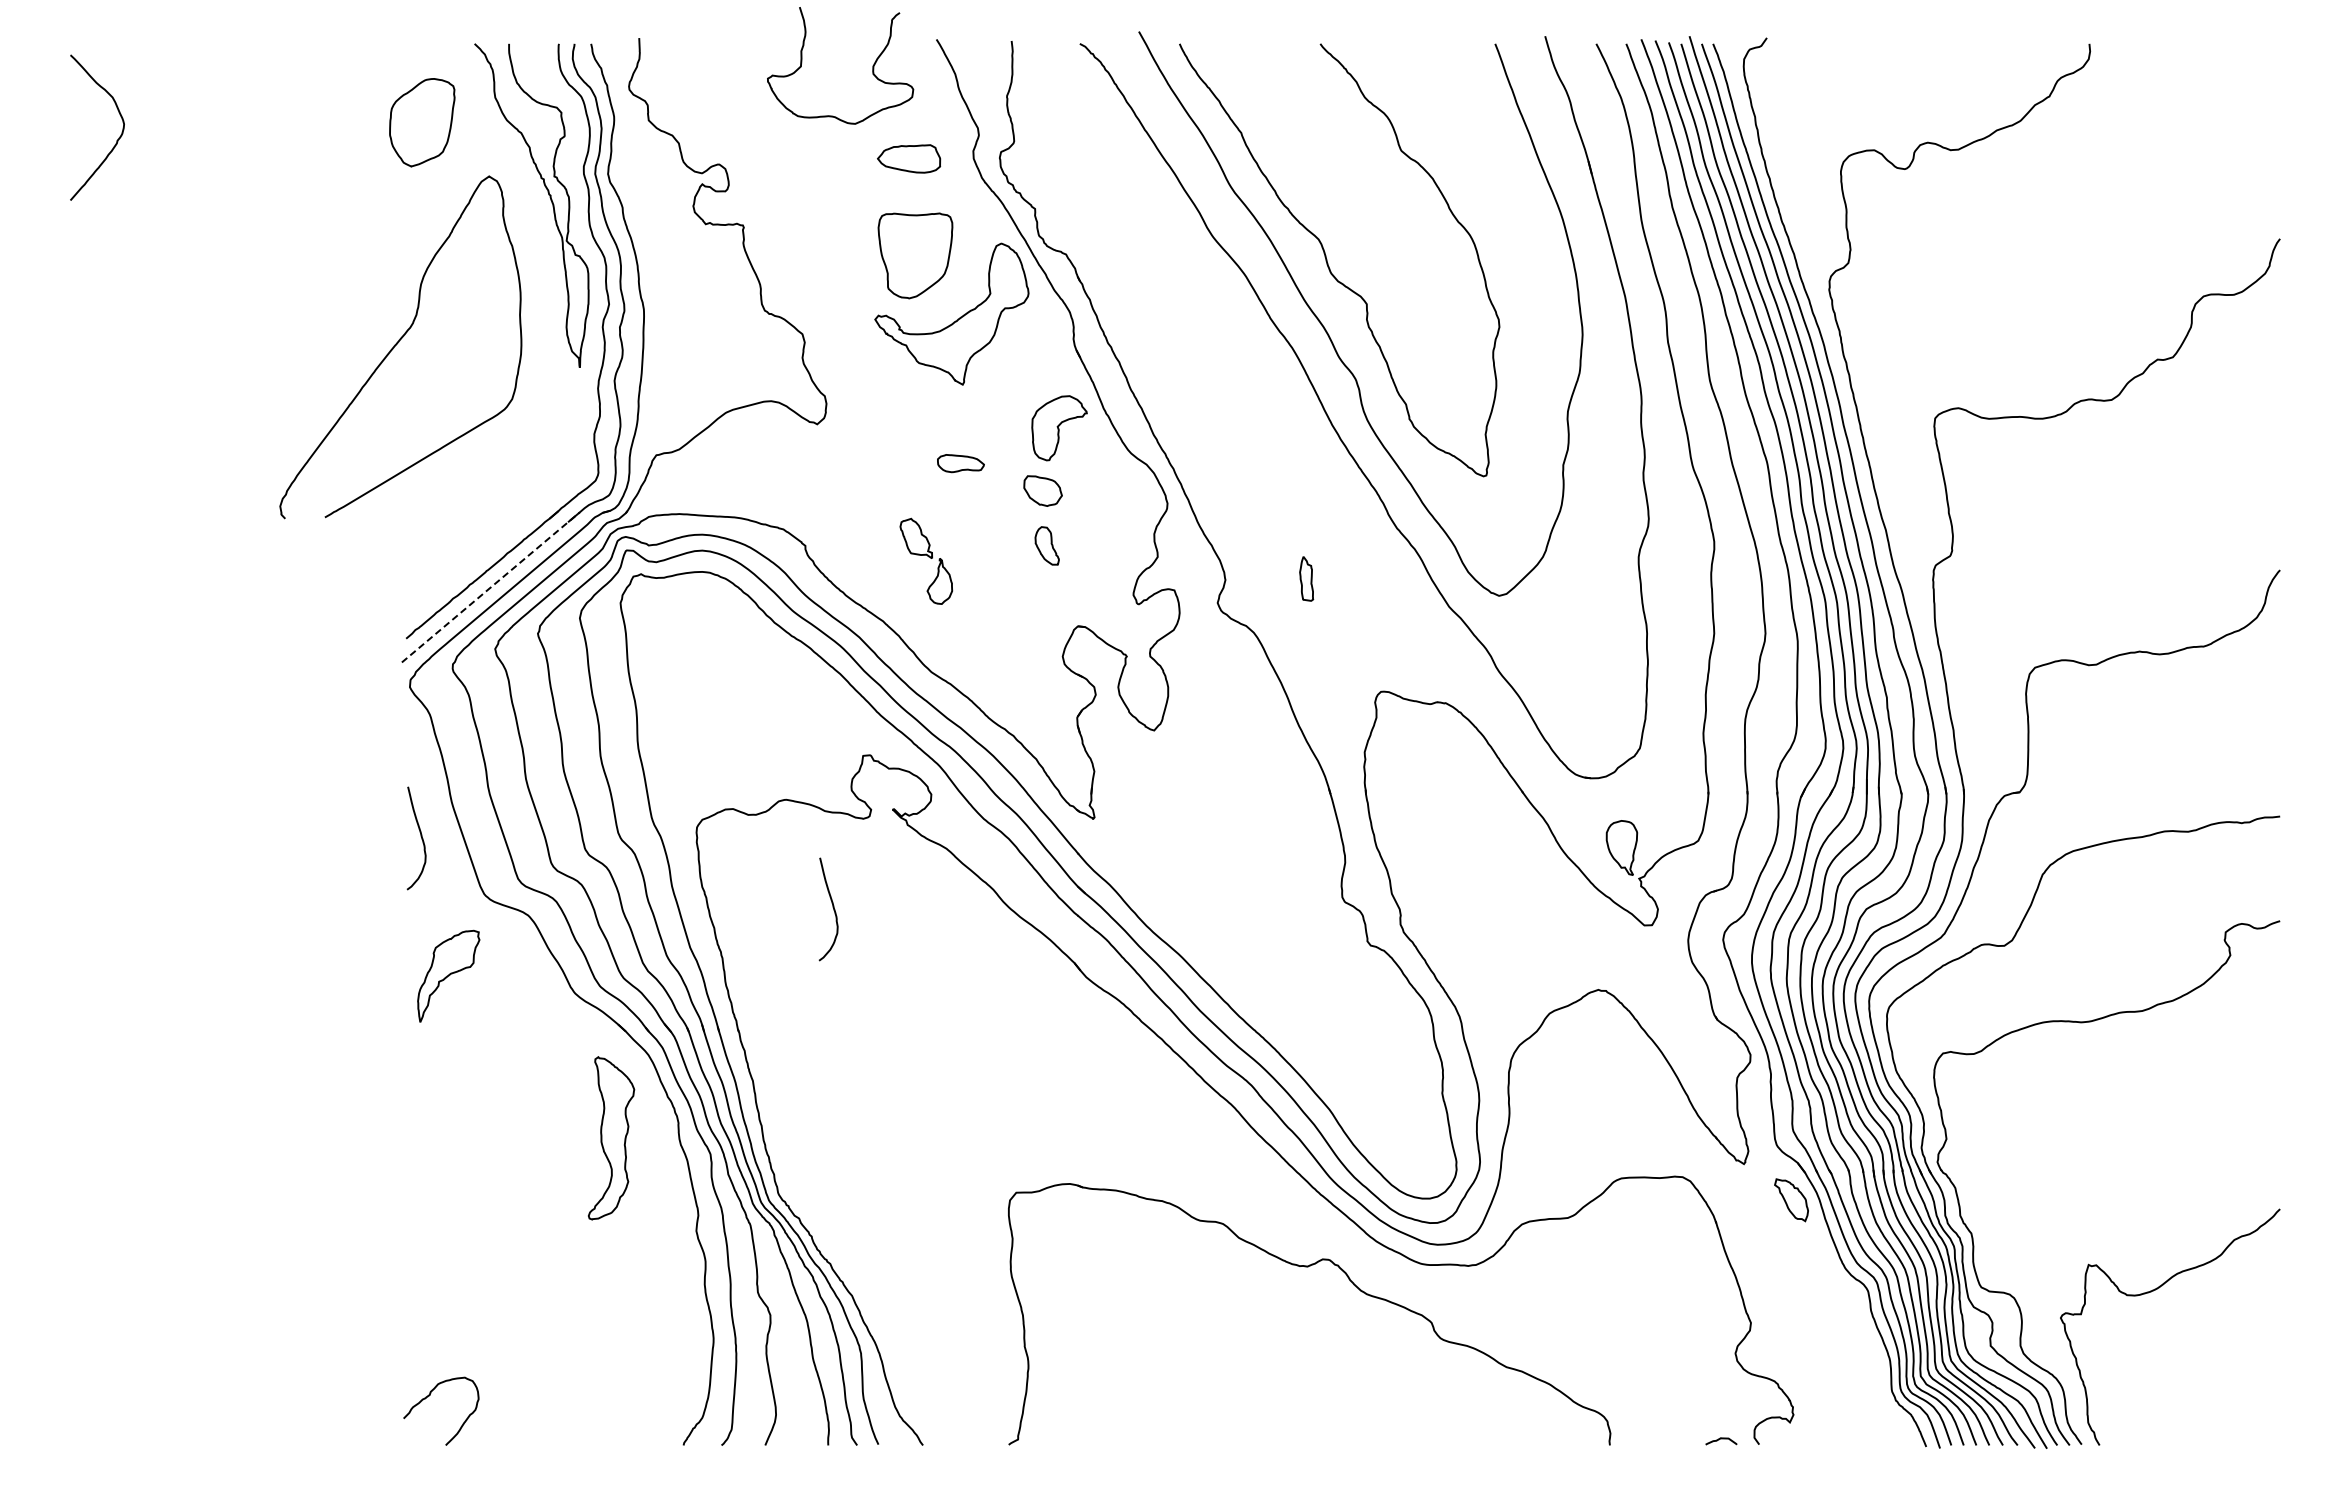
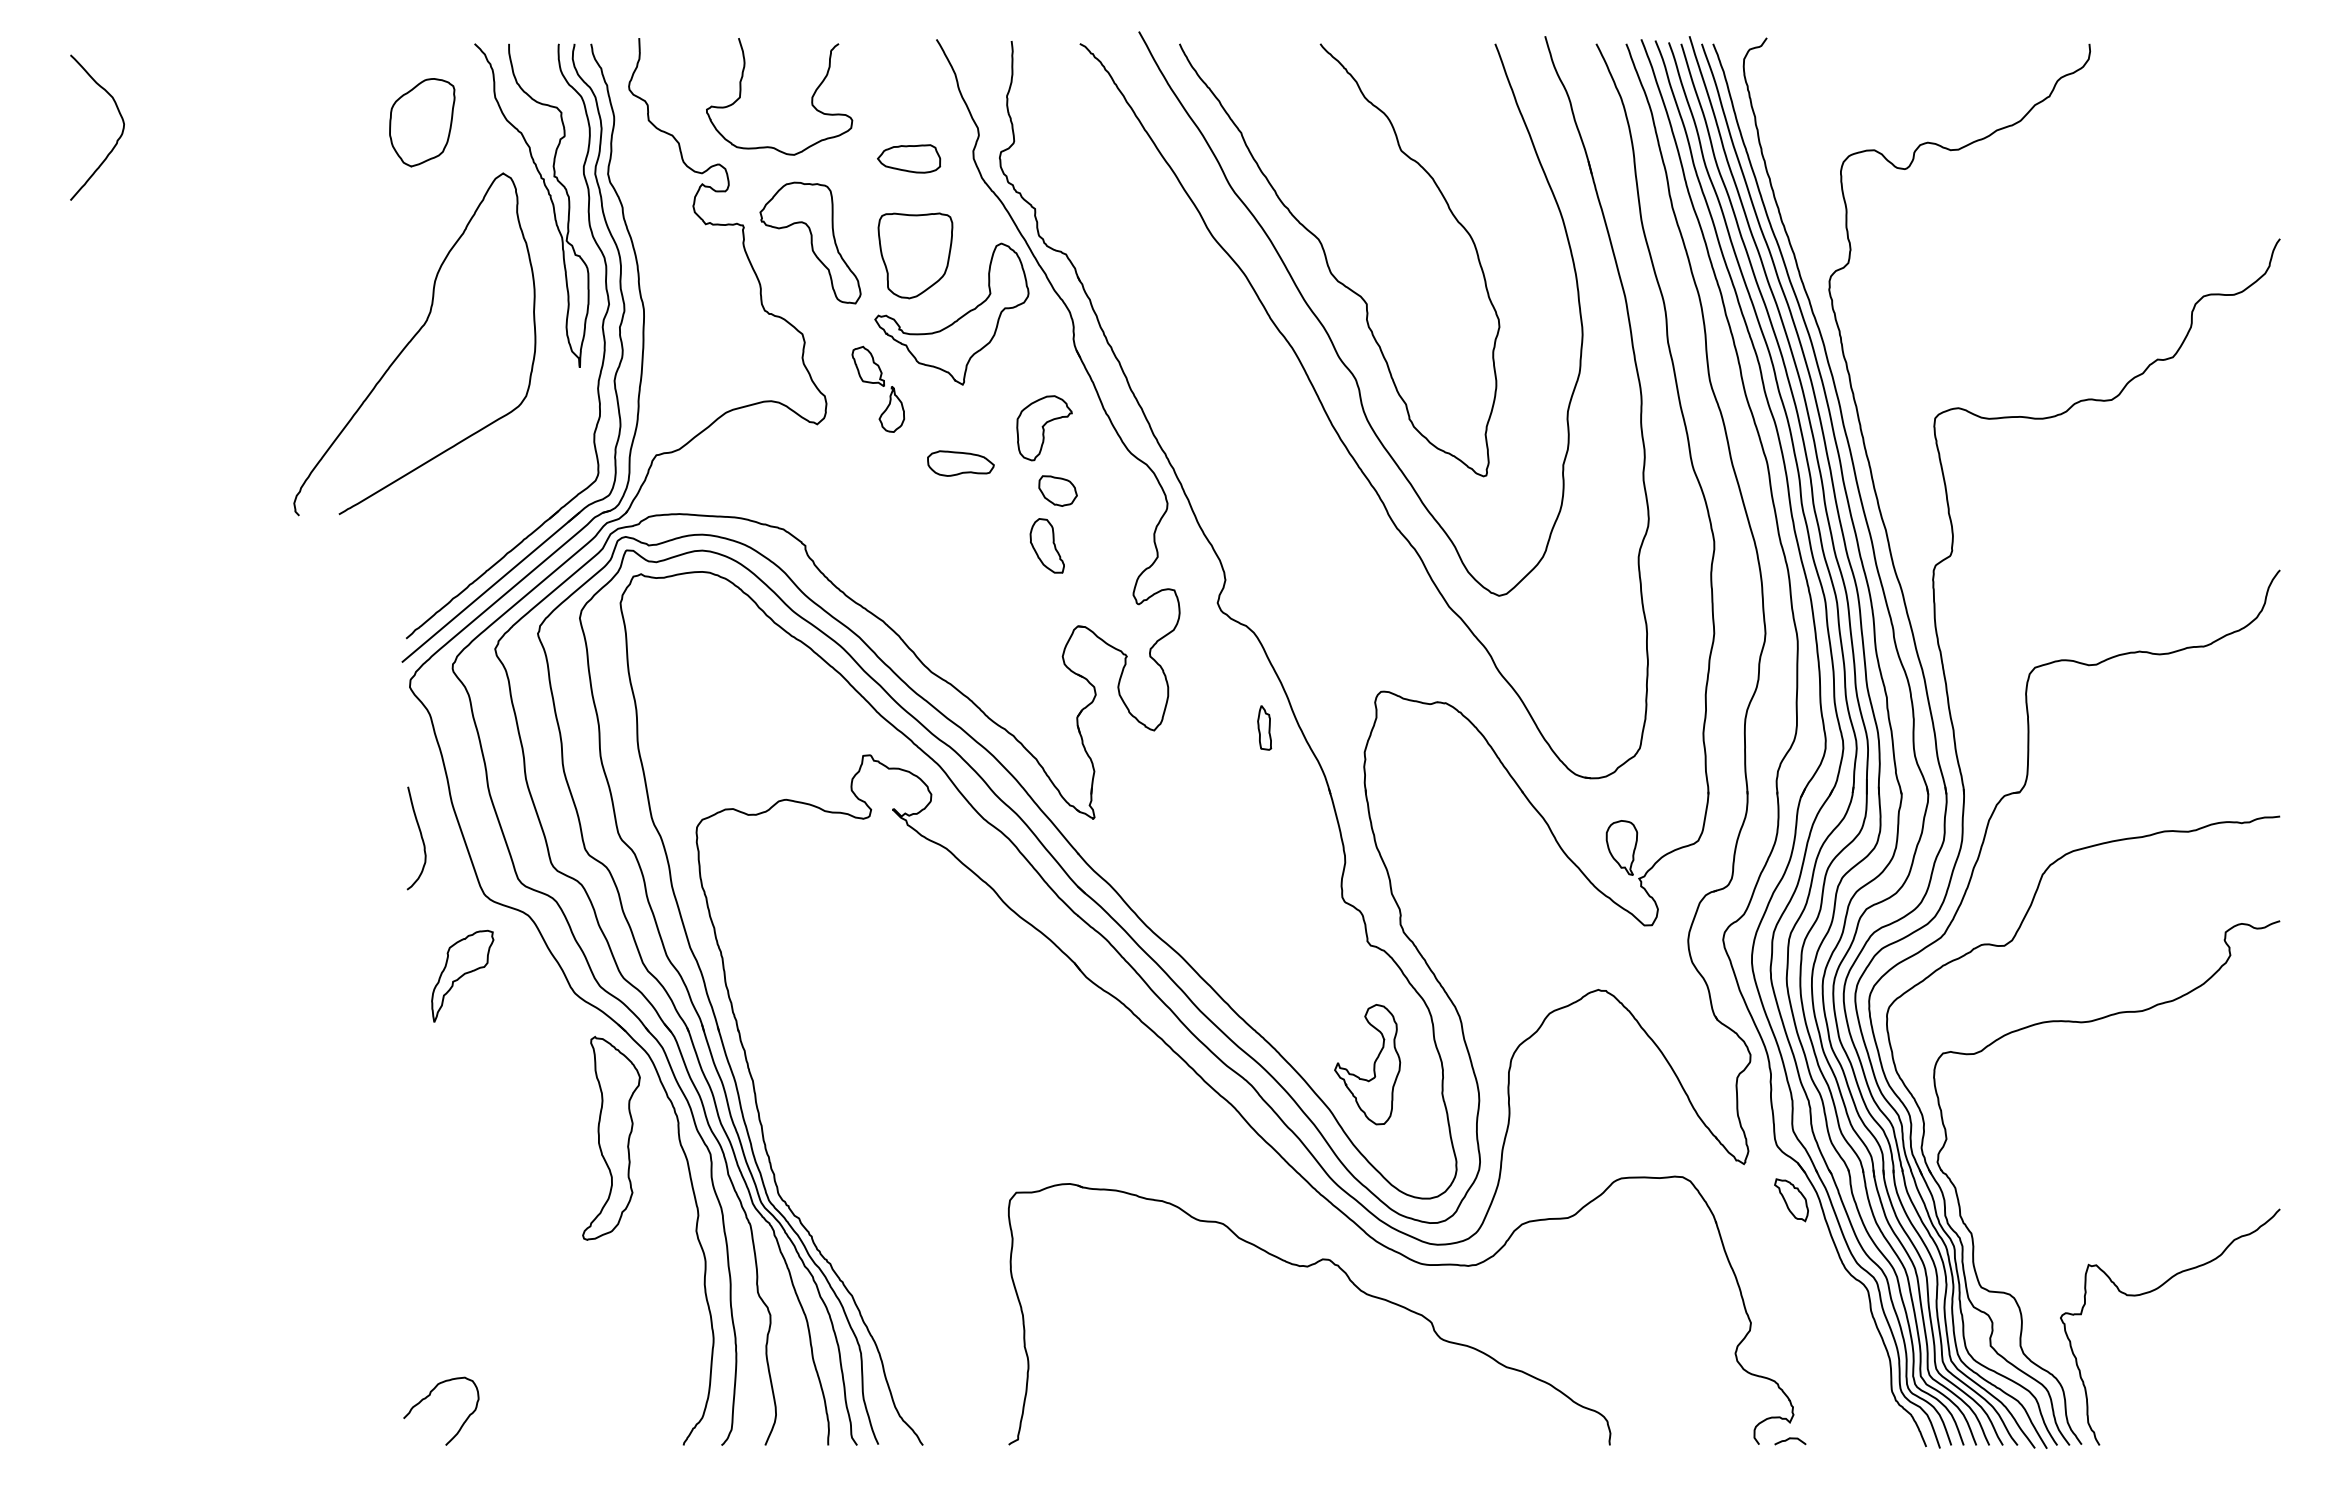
curve position: (872, 65) -> (811, 96) (811, 96)
part: none -> present (810, 242)
curve position: (397, 344) -> (411, 341) (411, 341)
part position: (1059, 428) -> (1044, 428) (1044, 428)
part size: 48x20 px -> 68x27 px (960, 463)
part position: (1042, 490) -> (1057, 490) (1057, 490)
part size: 26x40 px -> 36x56 px (1046, 545)
part position: (926, 560) -> (878, 388) (878, 388)
part position: (1306, 578) -> (1264, 727) (1264, 727)
line: dashed -> solid (491, 586)
curve: present -> none (832, 907)
part position: (448, 975) -> (462, 975) (462, 975)
part: none -> present (1367, 1064)
part size: 48x165 px -> 59x206 px (611, 1137)
curve position: (1721, 1439) -> (1790, 1439) (1790, 1439)
